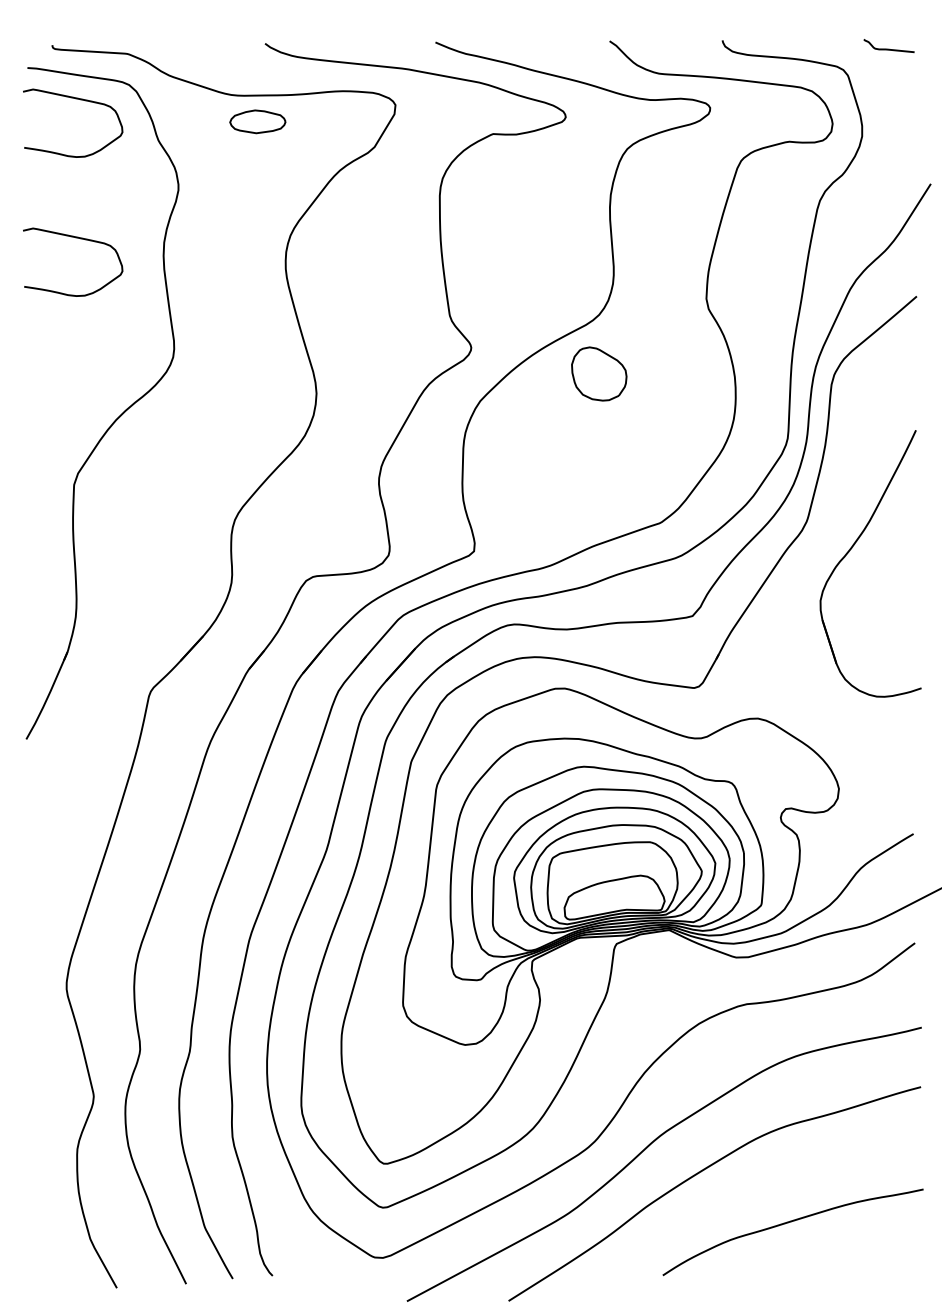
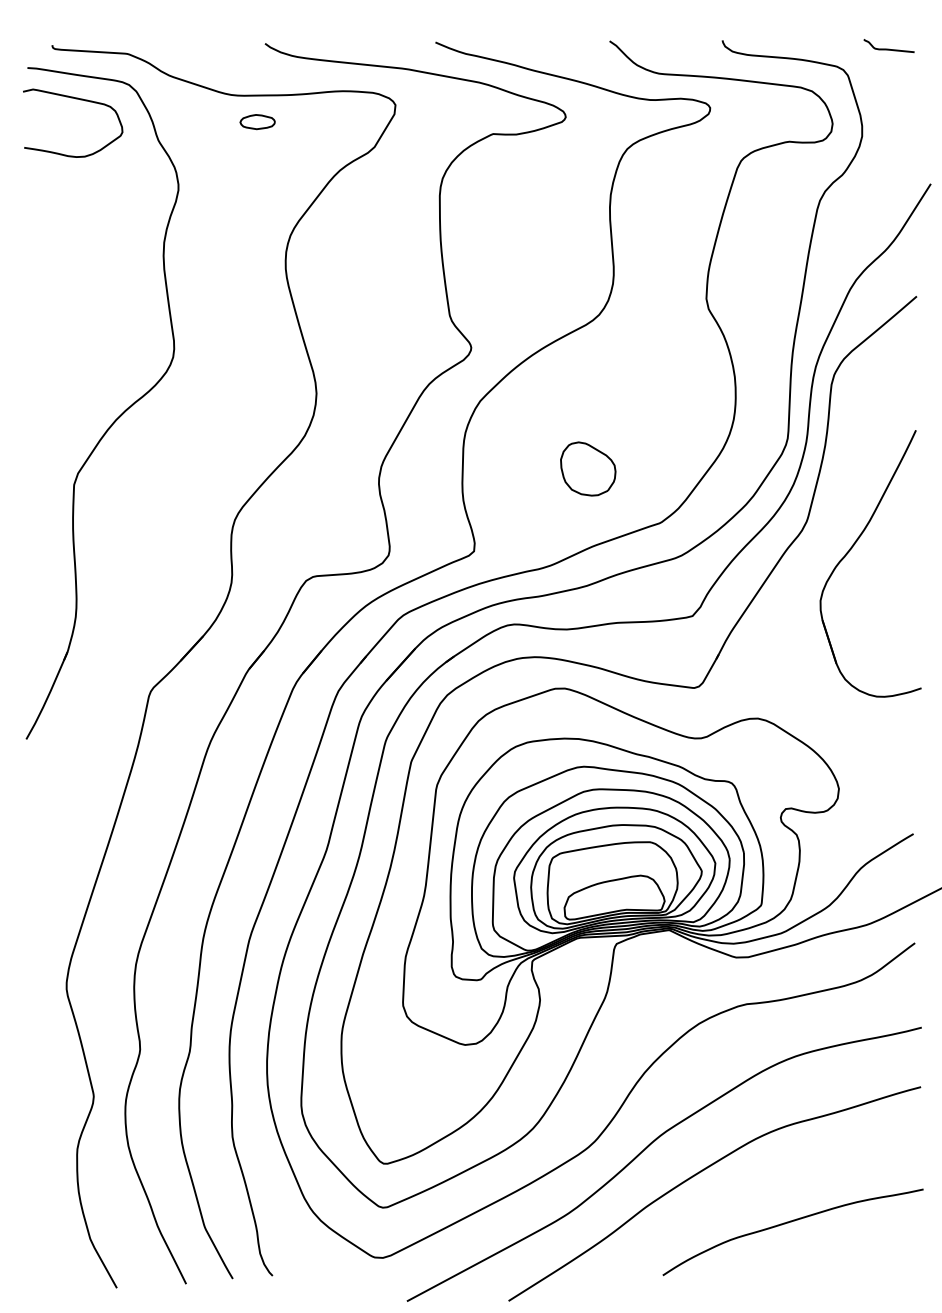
part size: 58x26 px -> 37x17 px (257, 122)
curve: present -> none (75, 238)
part position: (599, 373) -> (588, 468) (588, 468)
